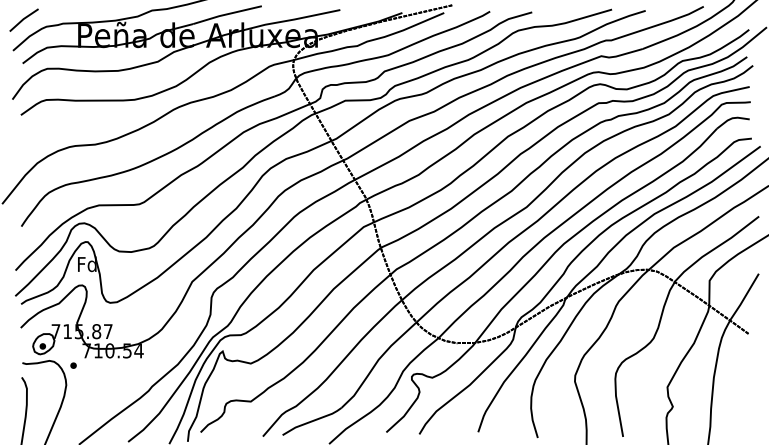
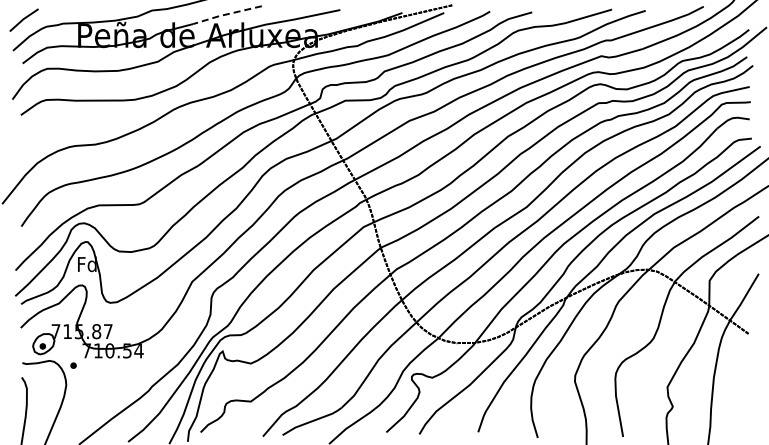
line: solid -> dashed (226, 14)
